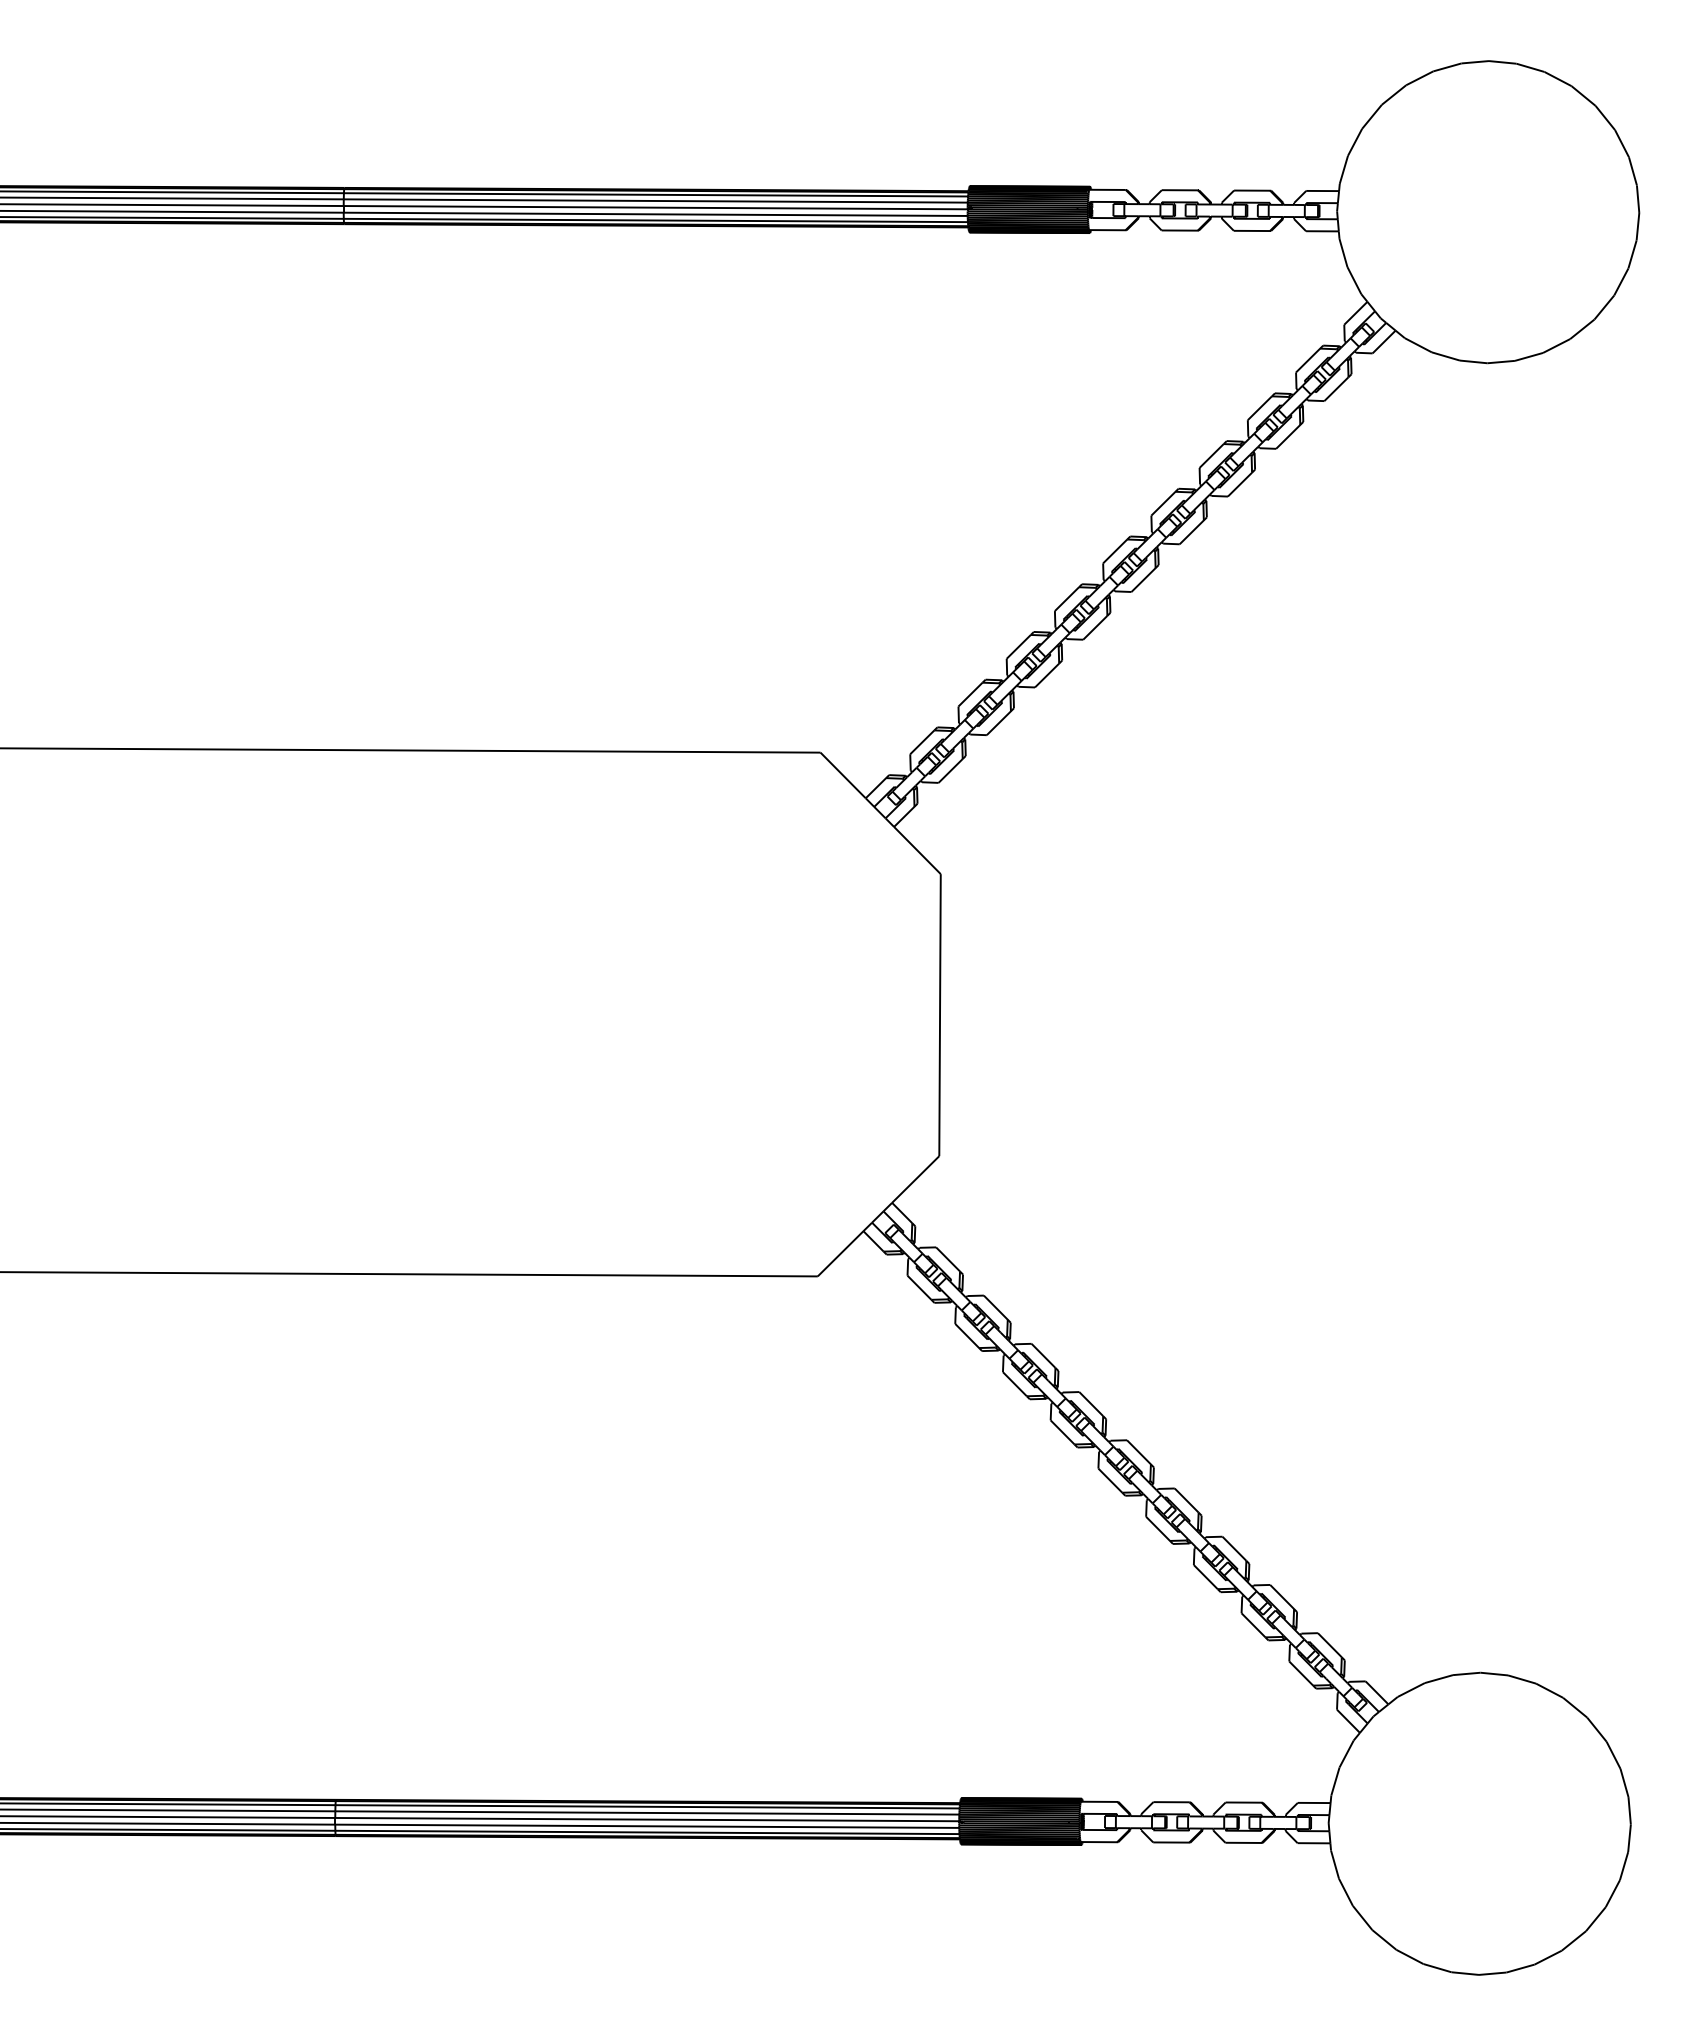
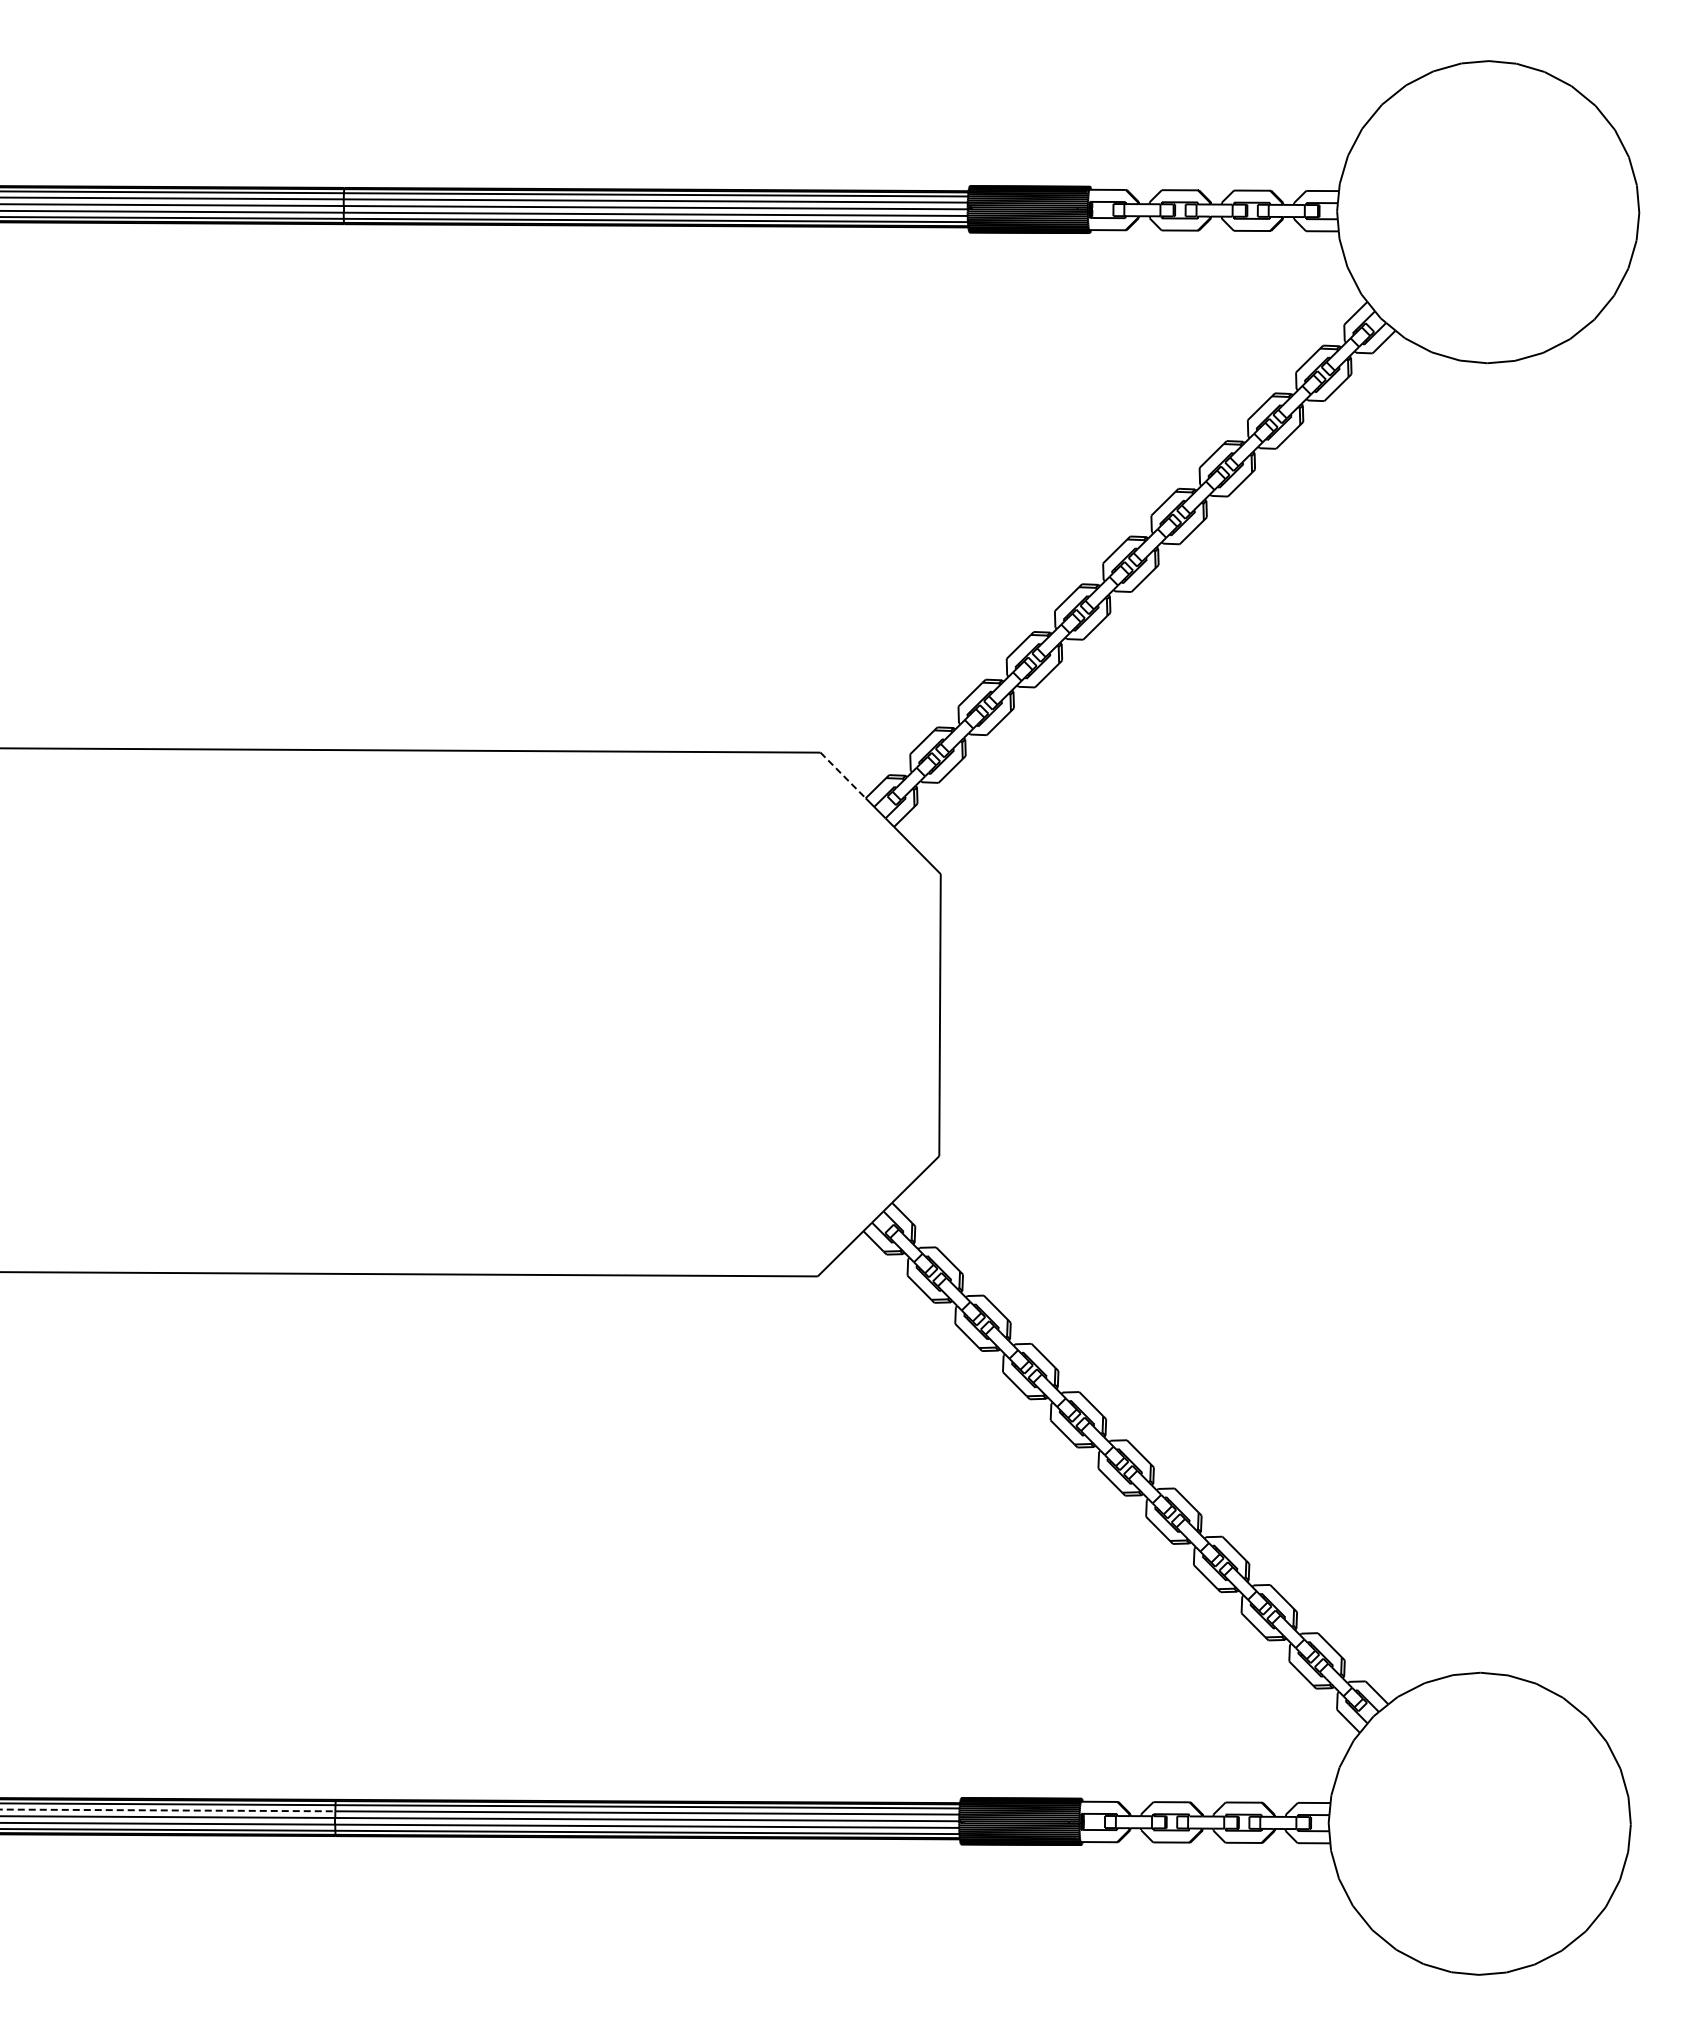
line: solid -> dashed (843, 775)
line: solid -> dashed (168, 1810)
